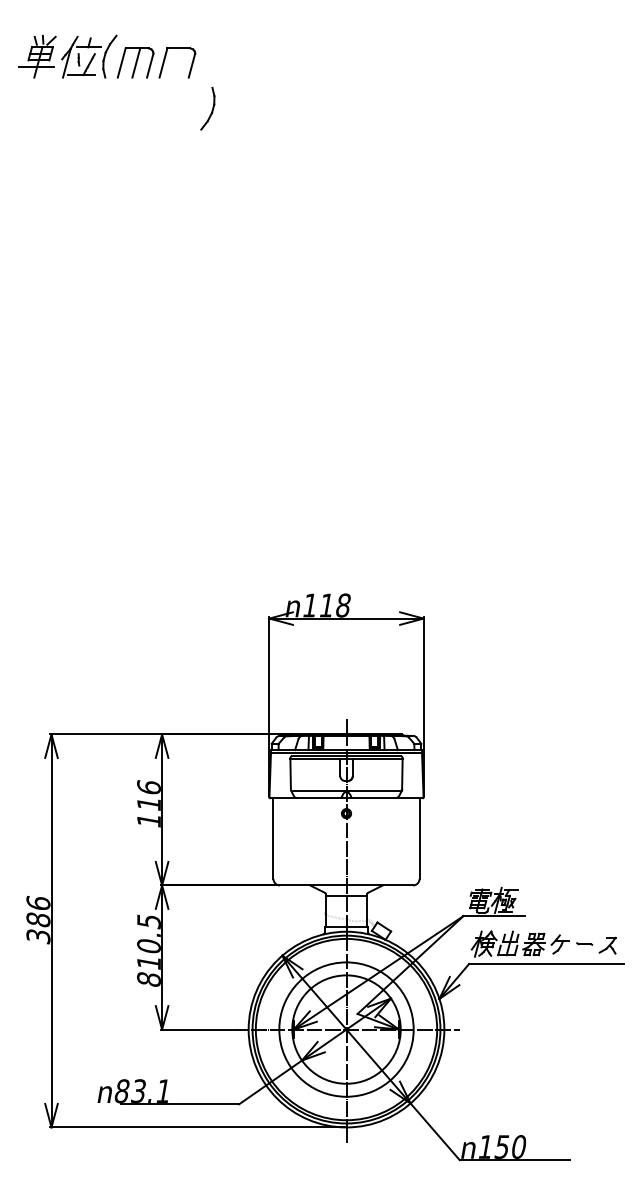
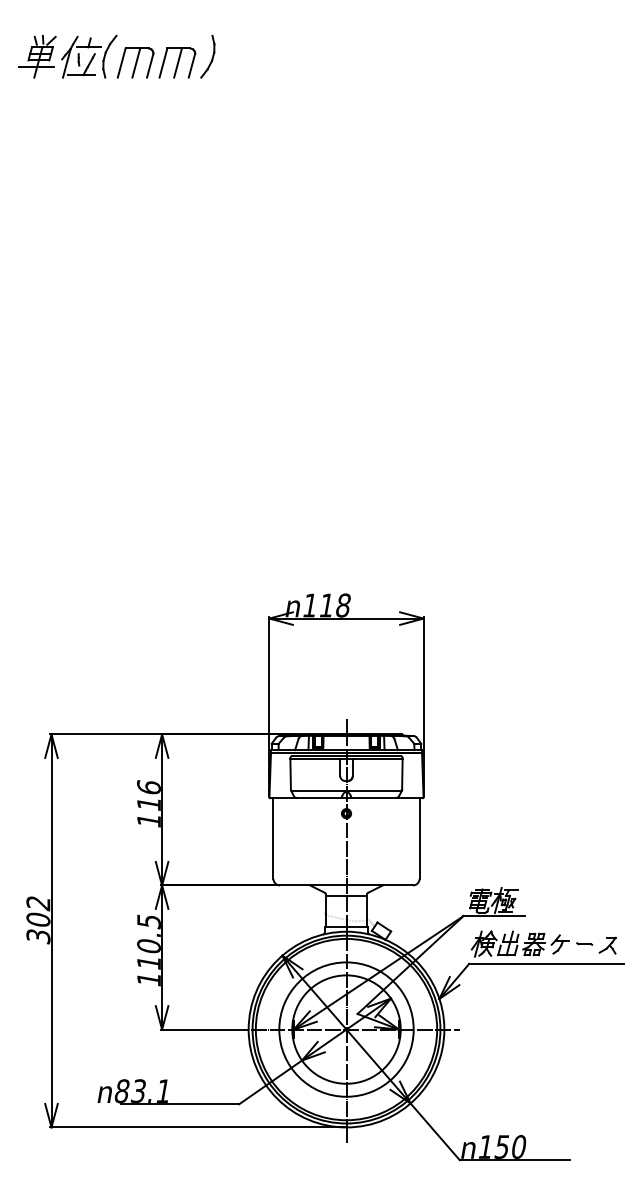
line: none -> present (178, 62)
part position: (207, 108) -> (207, 56) (207, 56)
text: 386 -> 302 (38, 911)
text: 810.5 -> 110.5 (148, 979)
